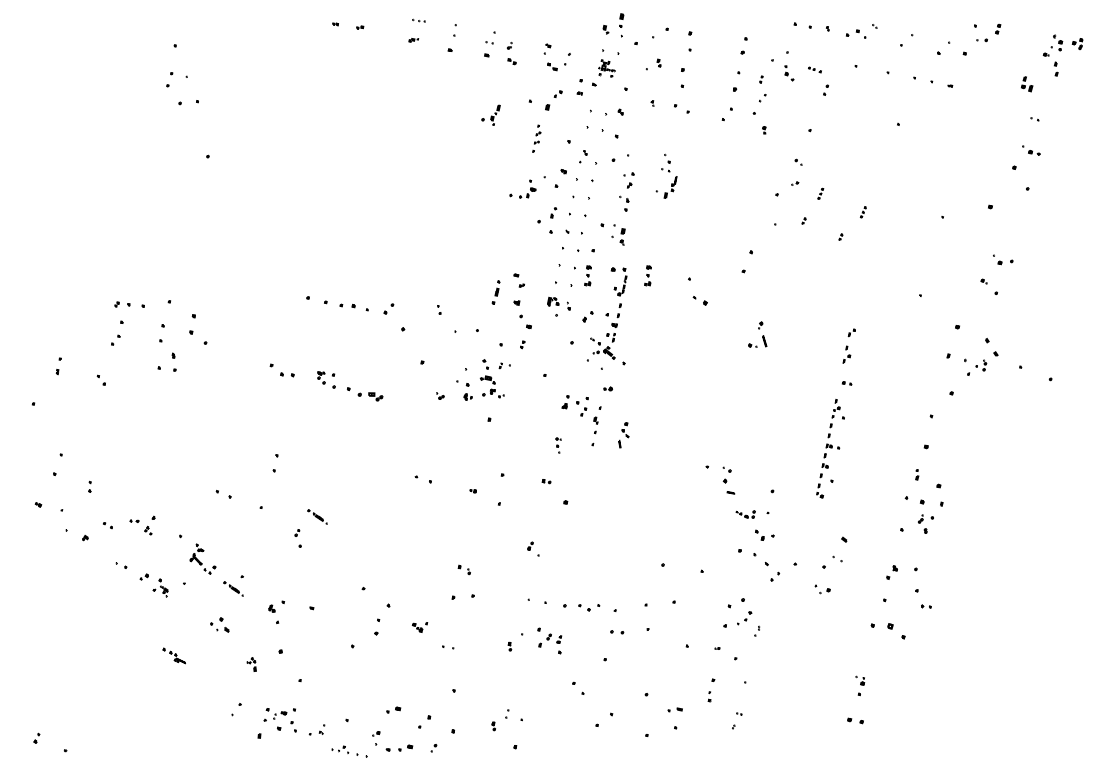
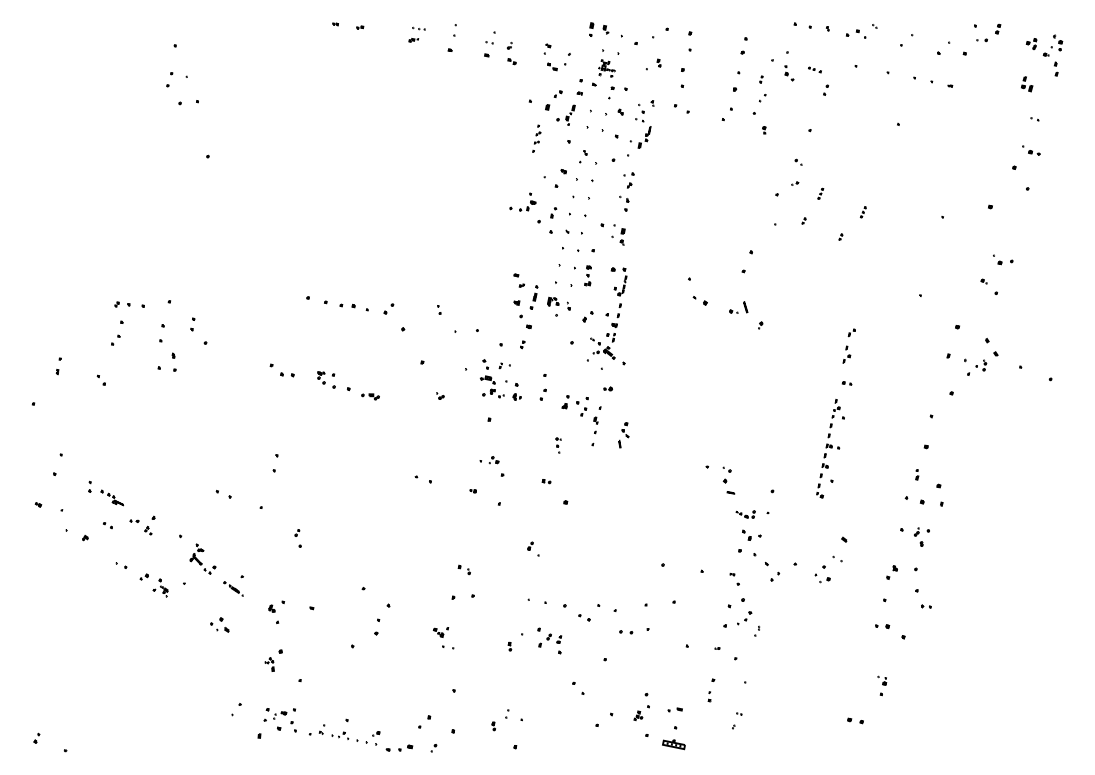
part position: (418, 20) -> (418, 28) (418, 28)
part position: (621, 20) -> (591, 29) (591, 29)
part position: (1077, 44) -> (1031, 44) (1031, 44)
part: none -> present (611, 92)
part position: (490, 114) -> (565, 114) (565, 114)
part position: (666, 175) -> (640, 125) (640, 125)
part position: (526, 193) -> (526, 206) (526, 206)
part: present -> none (647, 275)
part position: (495, 292) -> (533, 297) (533, 297)
part size: 7x21 px -> 6x15 px (192, 324)
part position: (757, 341) -> (738, 307) (738, 307)
part position: (464, 390) -> (513, 390) (513, 390)
part: none -> present (542, 394)
part size: 27x10 px -> 19x8 px (370, 396)
part: none -> present (489, 460)
part: present -> none (317, 516)
part position: (925, 523) -> (921, 536) (921, 536)
part position: (764, 534) -> (751, 534) (751, 534)
part: none -> present (734, 579)
part position: (822, 589) -> (822, 578) (822, 578)
part position: (584, 607) -> (584, 617) (584, 617)
part size: 24x7 px -> 16x6 px (882, 626)
part position: (420, 627) -> (441, 632) (441, 632)
part position: (617, 632) -> (626, 632) (626, 632)
part position: (173, 655) -> (111, 497) (111, 497)
part position: (251, 664) -> (269, 664) (269, 664)
part position: (860, 685) -> (882, 685) (882, 685)
part: present -> none (393, 709)
part: none -> present (641, 712)
part: none -> present (673, 744)
part position: (349, 751) -> (349, 737) (349, 737)
